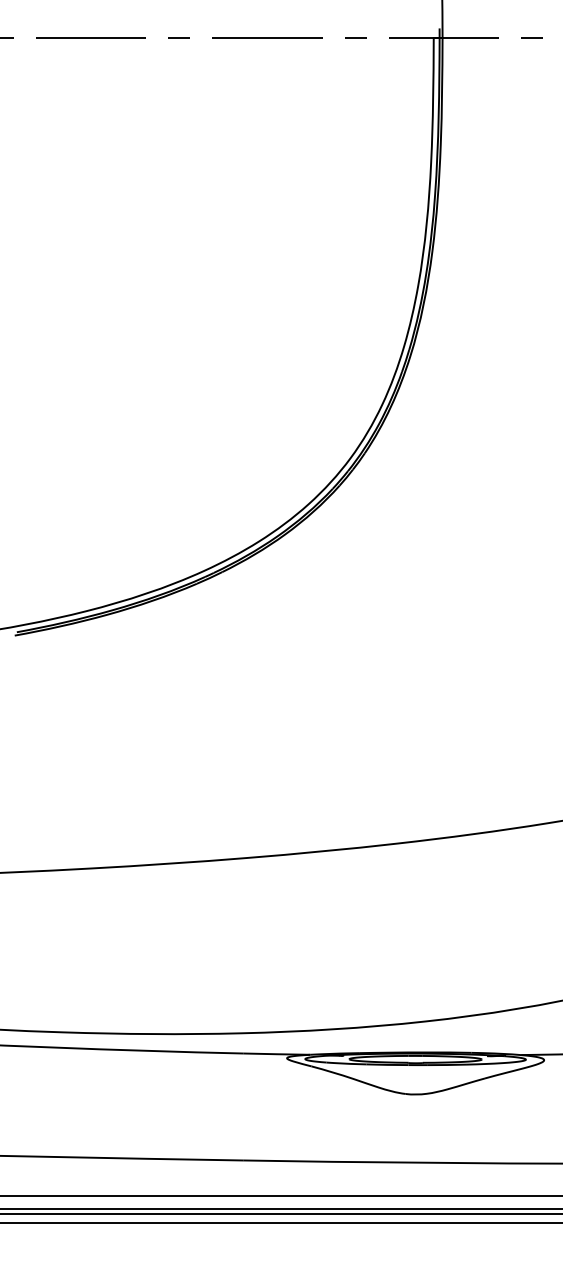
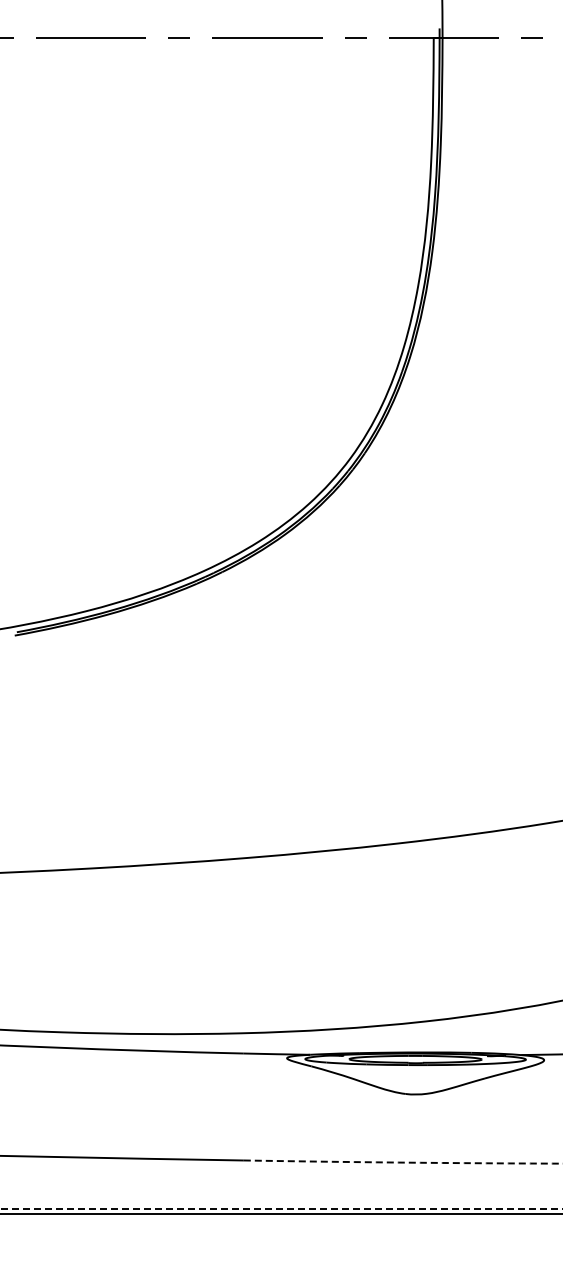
arc: solid -> dashed (403, 1162)
line: present -> none (280, 1195)
line: solid -> dashed (281, 1208)
line: present -> none (280, 1223)
